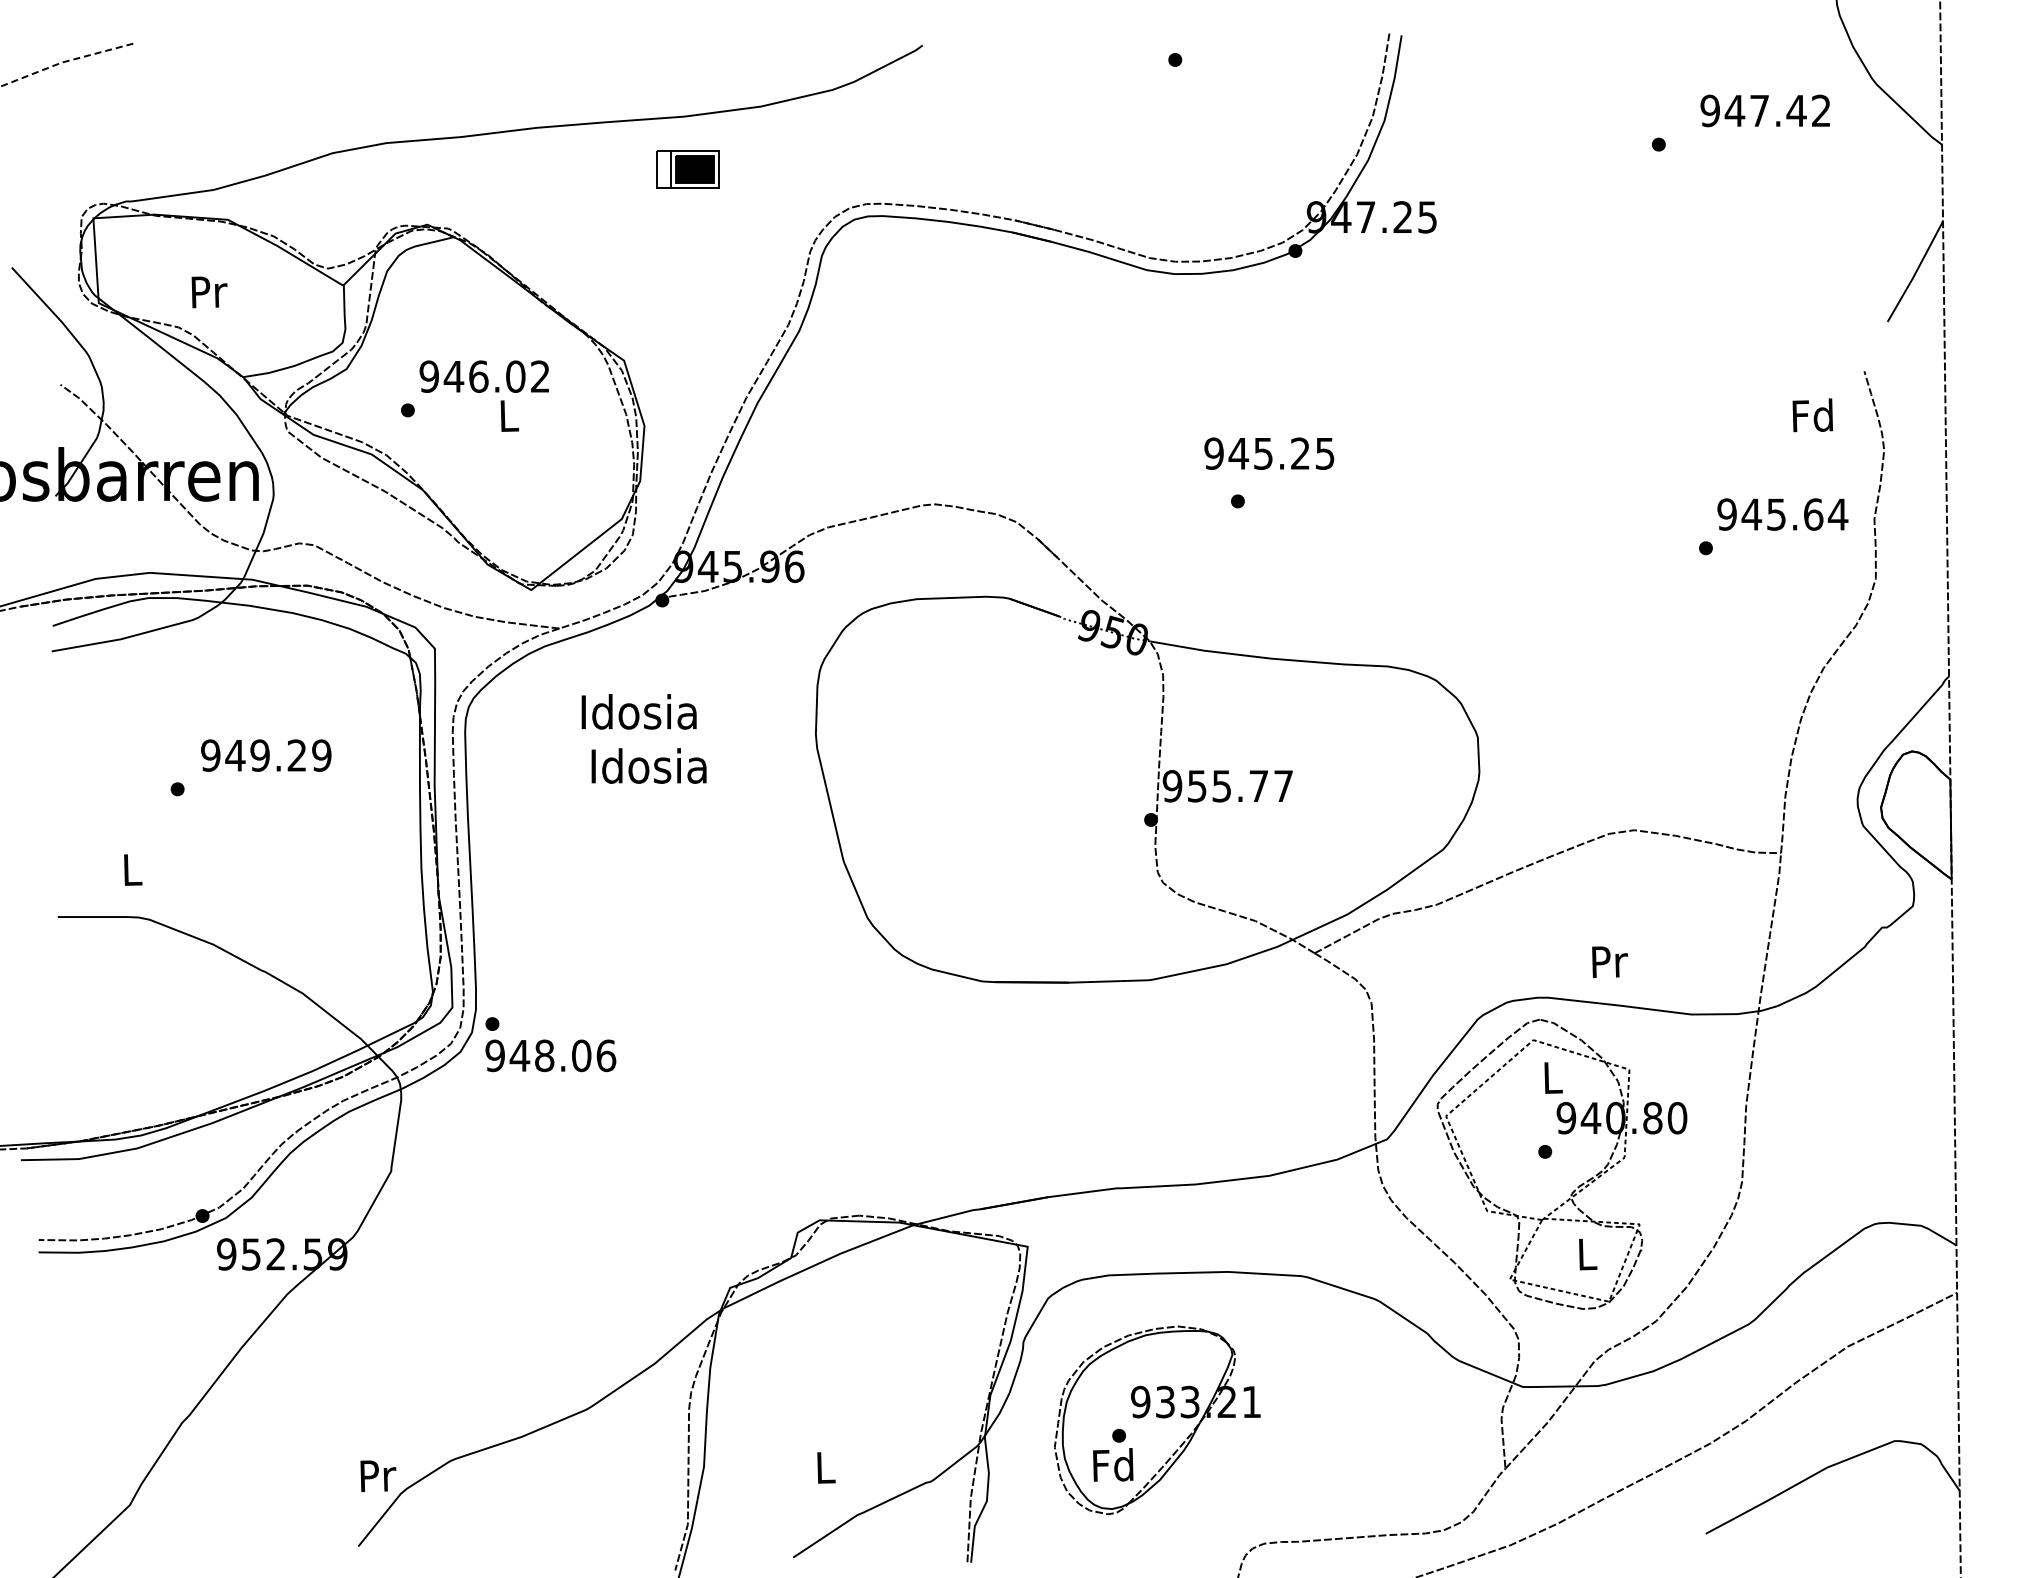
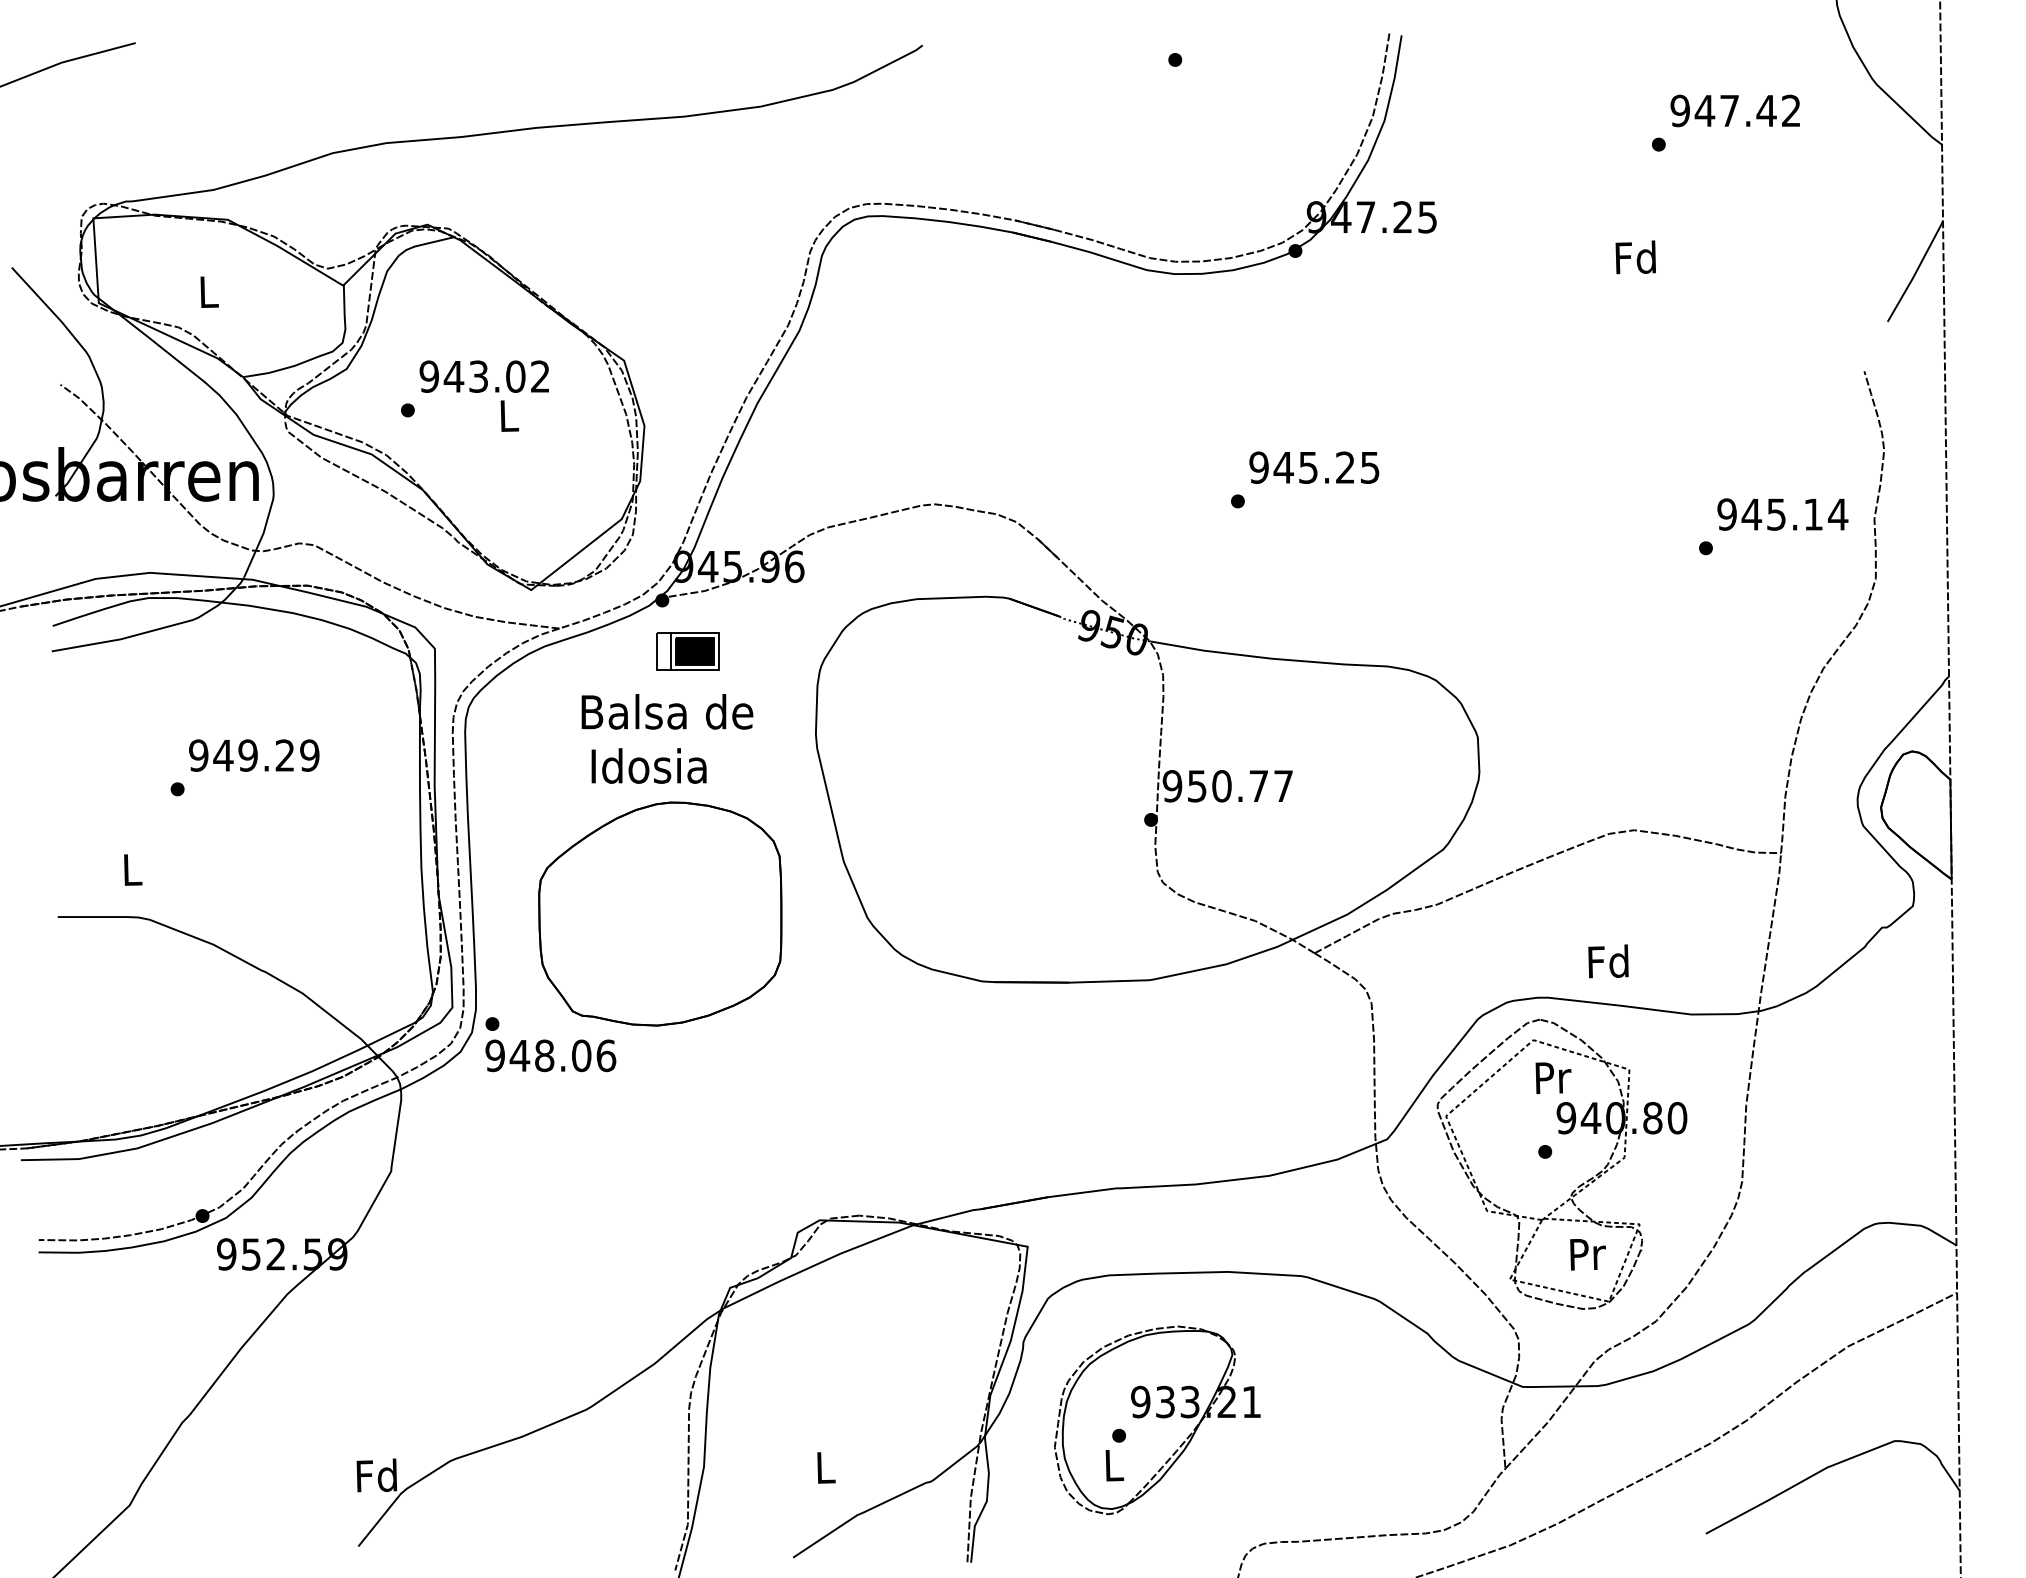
line: dashed -> solid (66, 61)
text position: (1764, 110) -> (1734, 110) (1734, 110)
part position: (687, 169) -> (687, 651) (687, 651)
text: Pr -> L (209, 292)
text: 946.02 -> 943.02 (478, 376)
text position: (1812, 415) -> (1635, 257) (1635, 257)
text position: (1269, 453) -> (1314, 467) (1314, 467)
text: 945.64 -> 945.14 (1813, 514)
text: Idosia -> Balsa de (669, 711)
text position: (266, 755) -> (254, 755) (254, 755)
text: 955.77 -> 950.77 (1221, 786)
part: none -> present (660, 913)
text: Pr -> Fd (1608, 961)
text: L -> Pr (1553, 1077)
text: L -> Pr (1587, 1254)
text: Fd -> L (1113, 1464)
text: Pr -> Fd (376, 1475)
